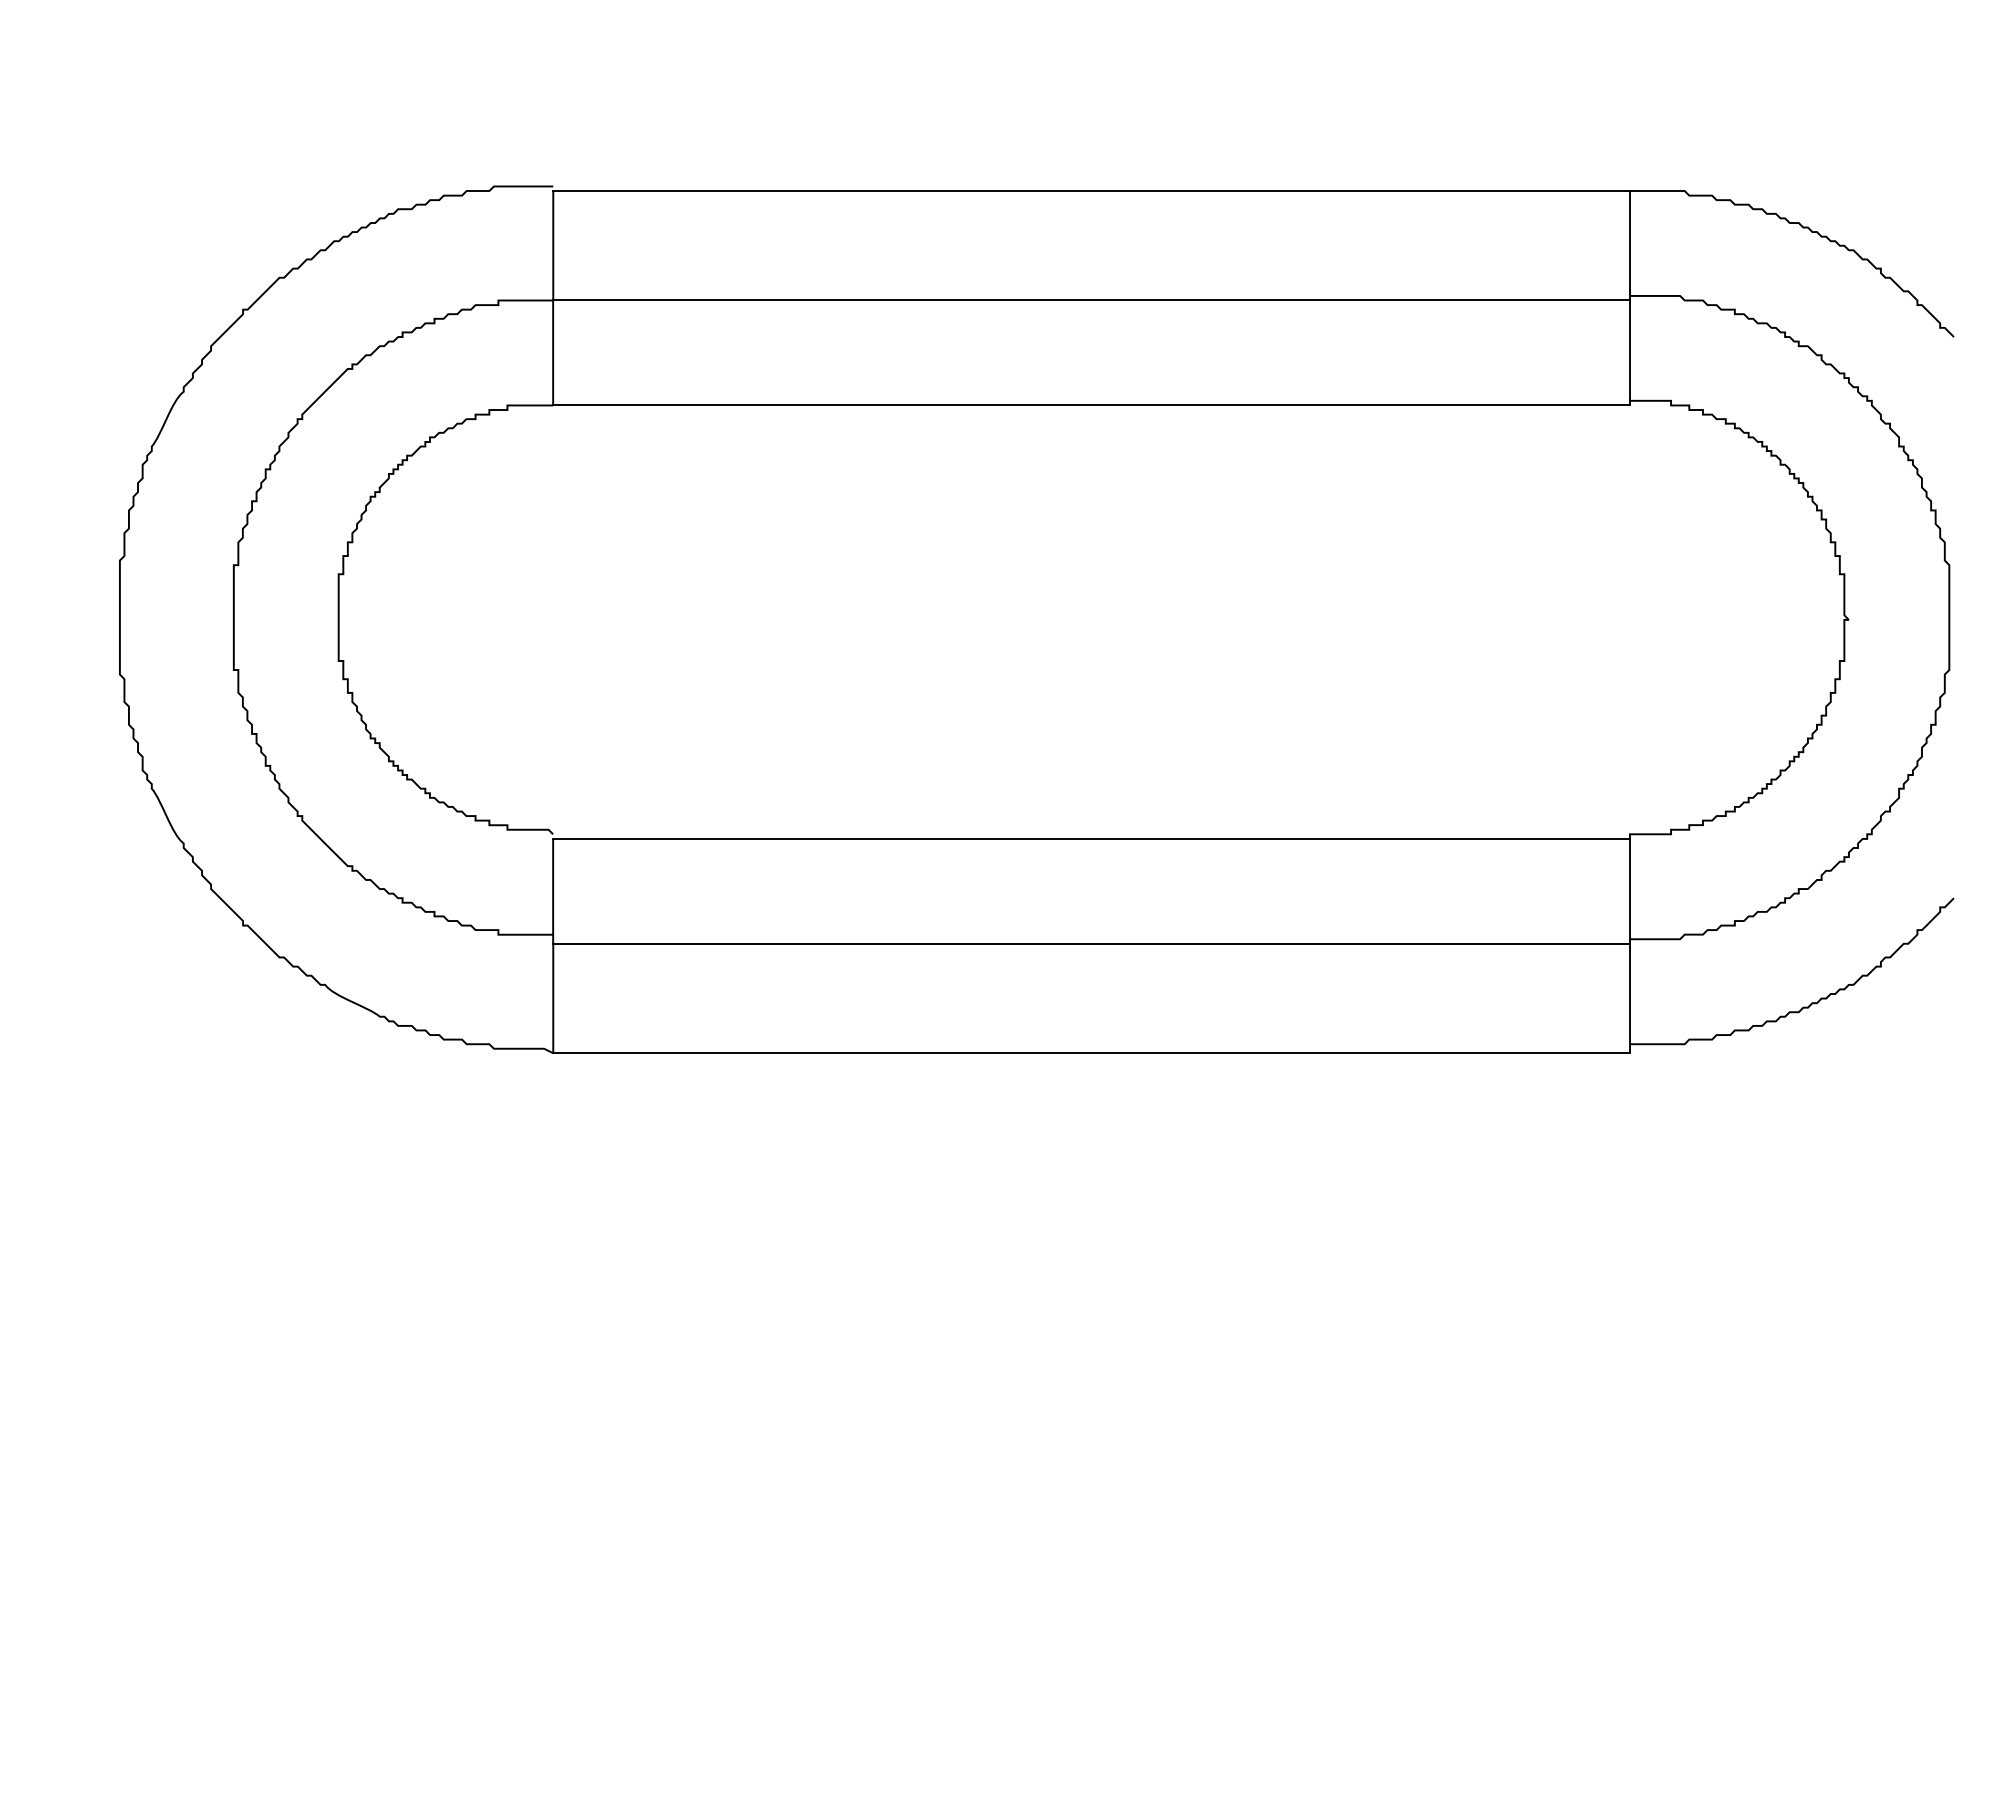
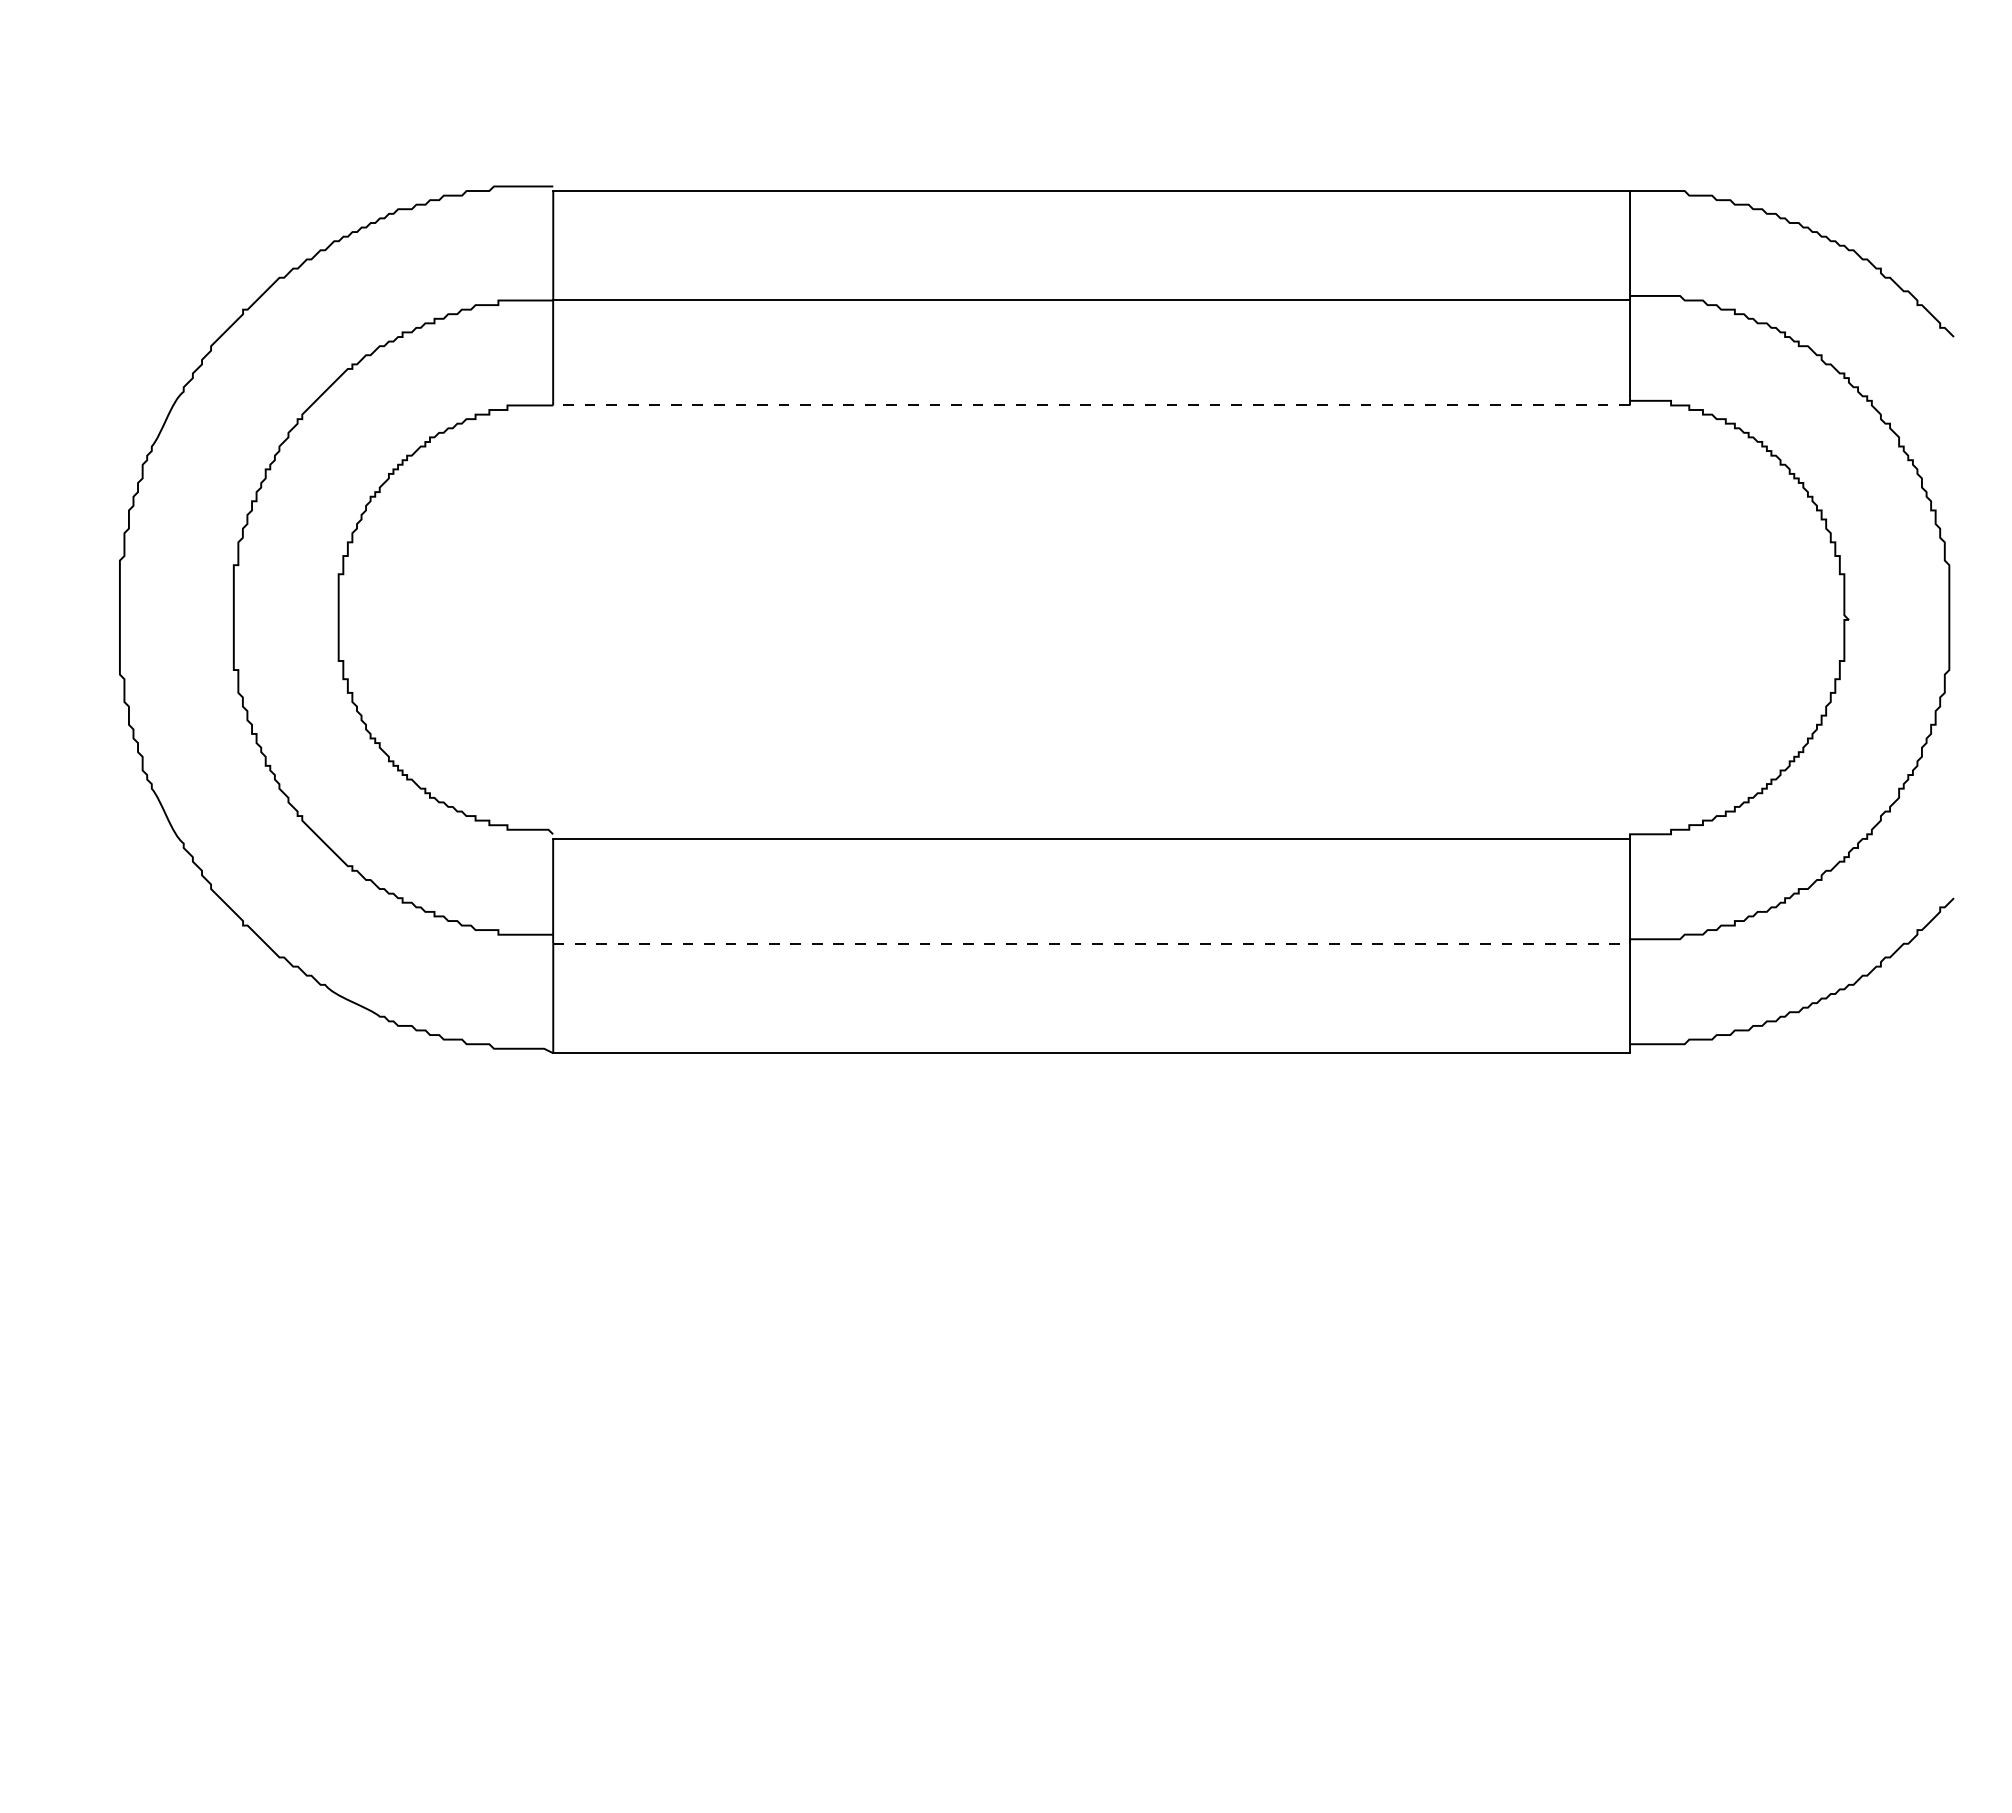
line: solid -> dashed (1091, 405)
line: solid -> dashed (1092, 943)
